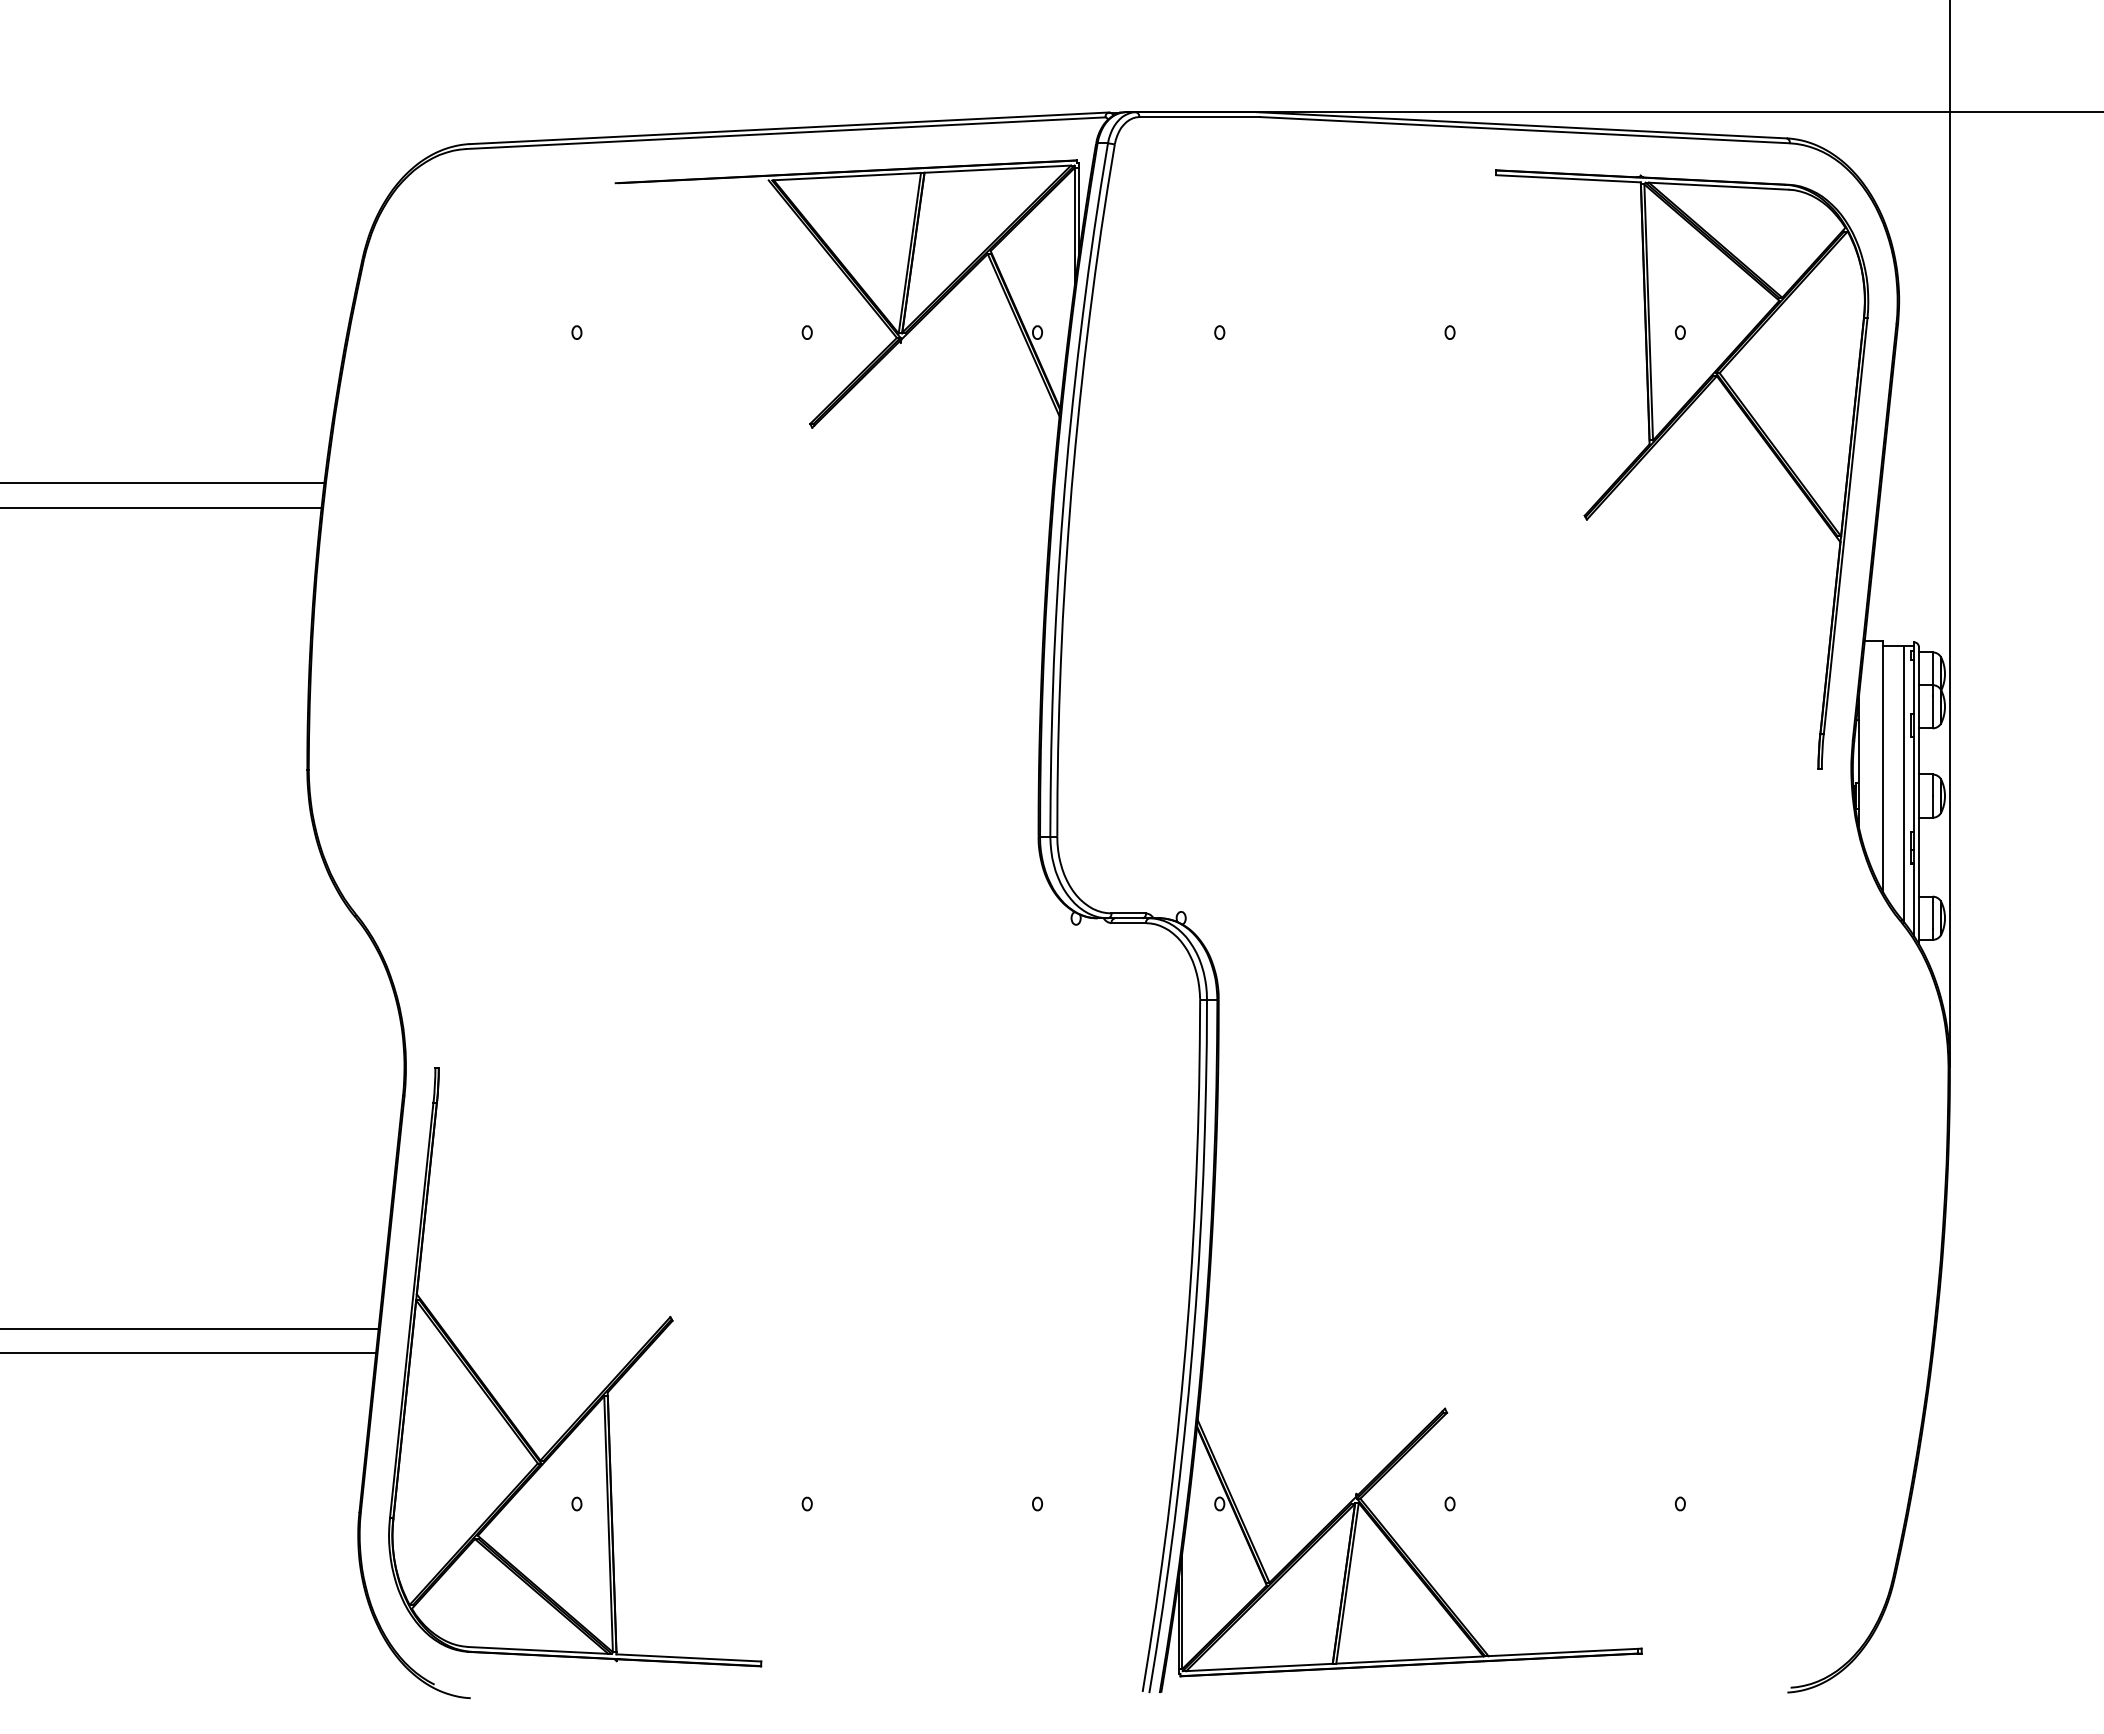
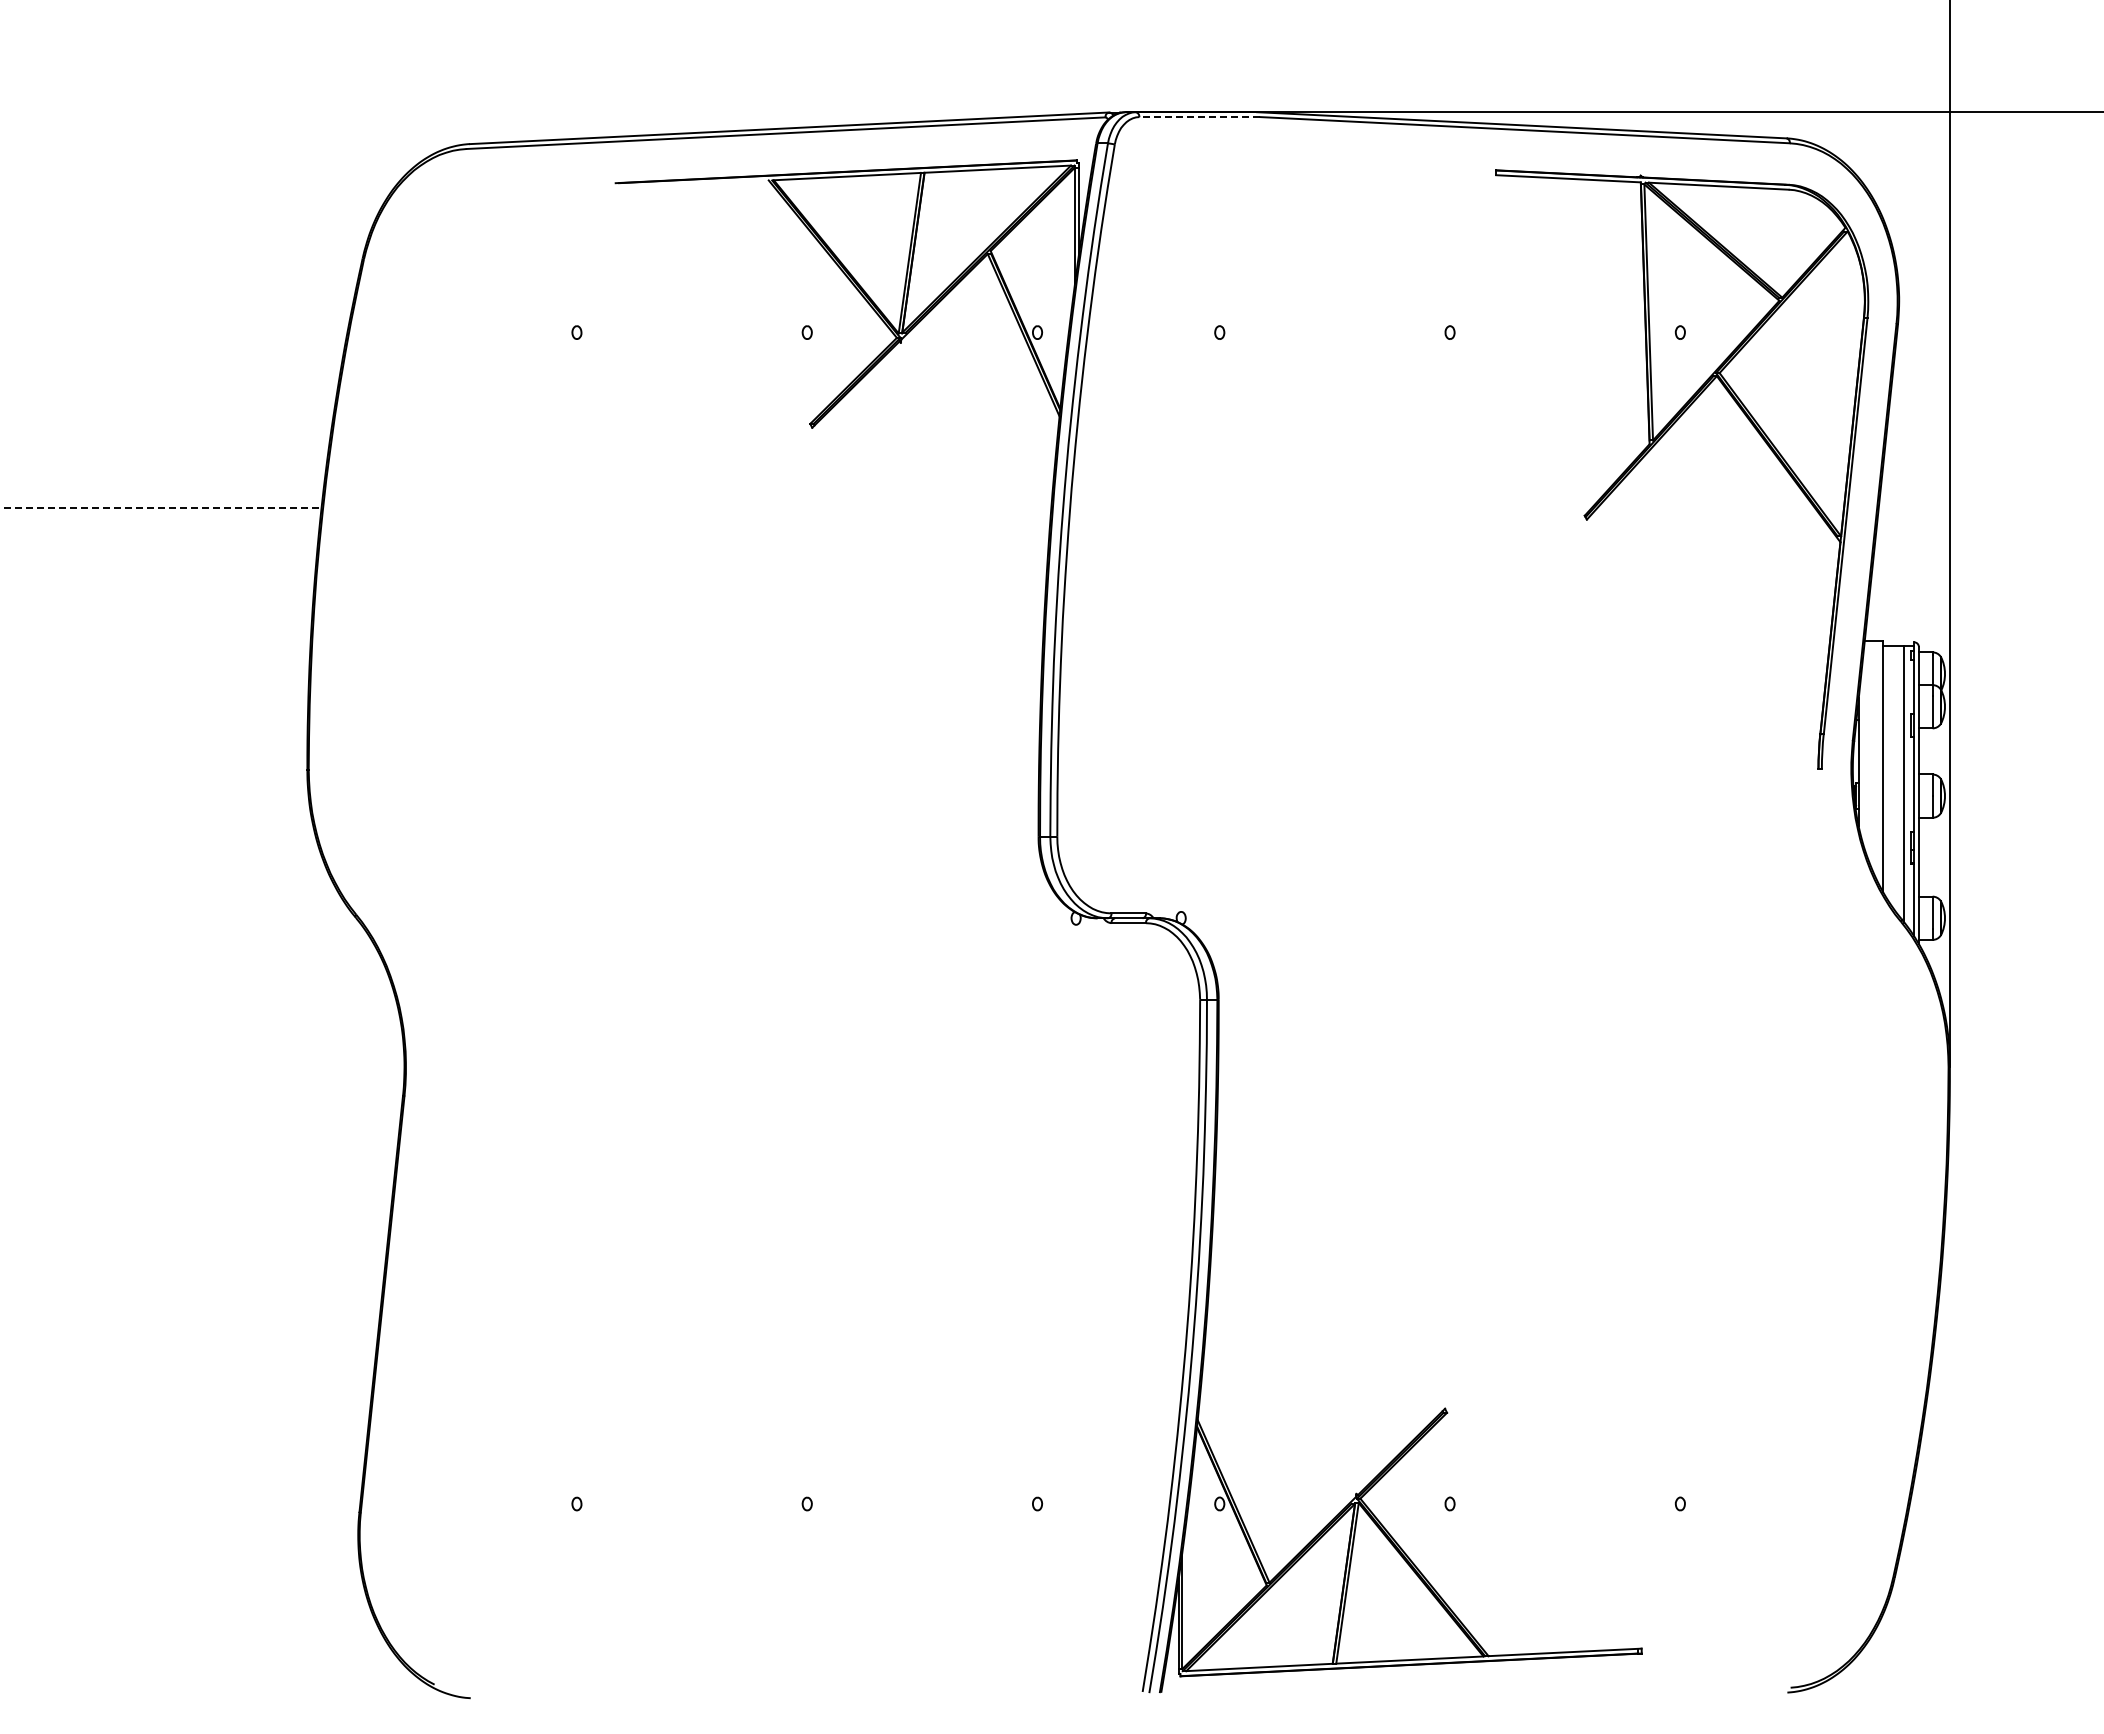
line: solid -> dashed (1199, 117)
line: present -> none (163, 483)
line: solid -> dashed (161, 507)
line: present -> none (190, 1328)
line: present -> none (189, 1353)
part: present -> none (600, 1392)
